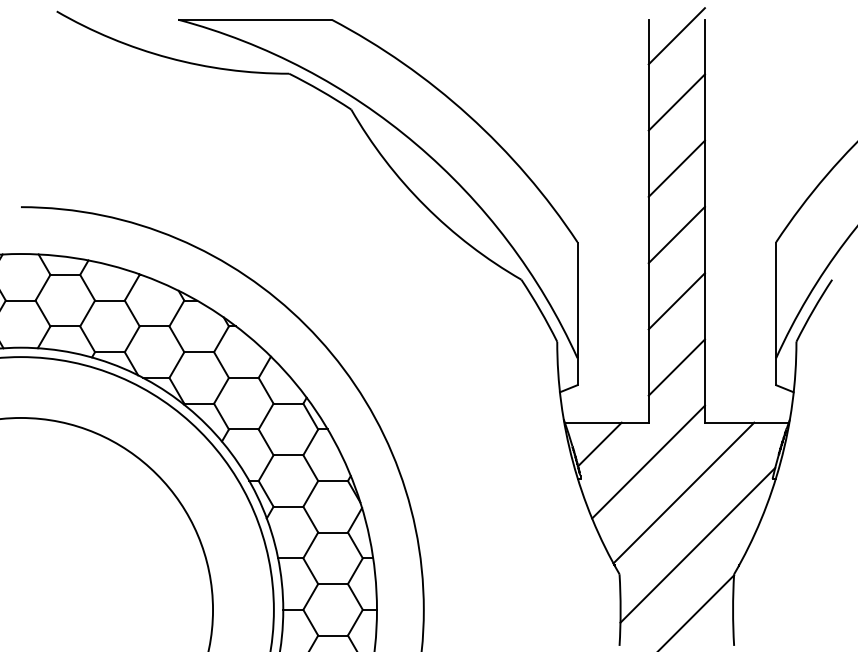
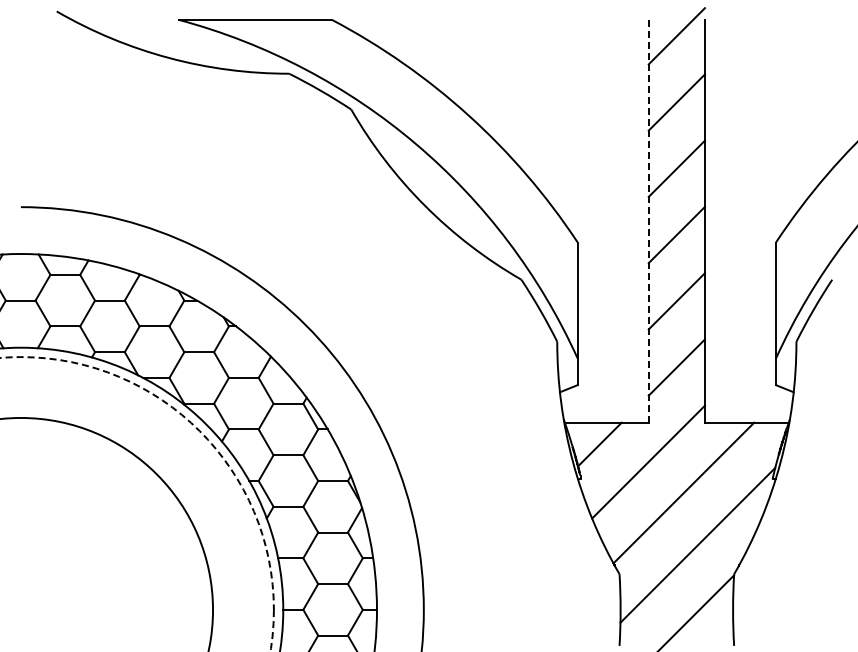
line: solid -> dashed (648, 220)
circle: solid -> dashed (136, 504)
